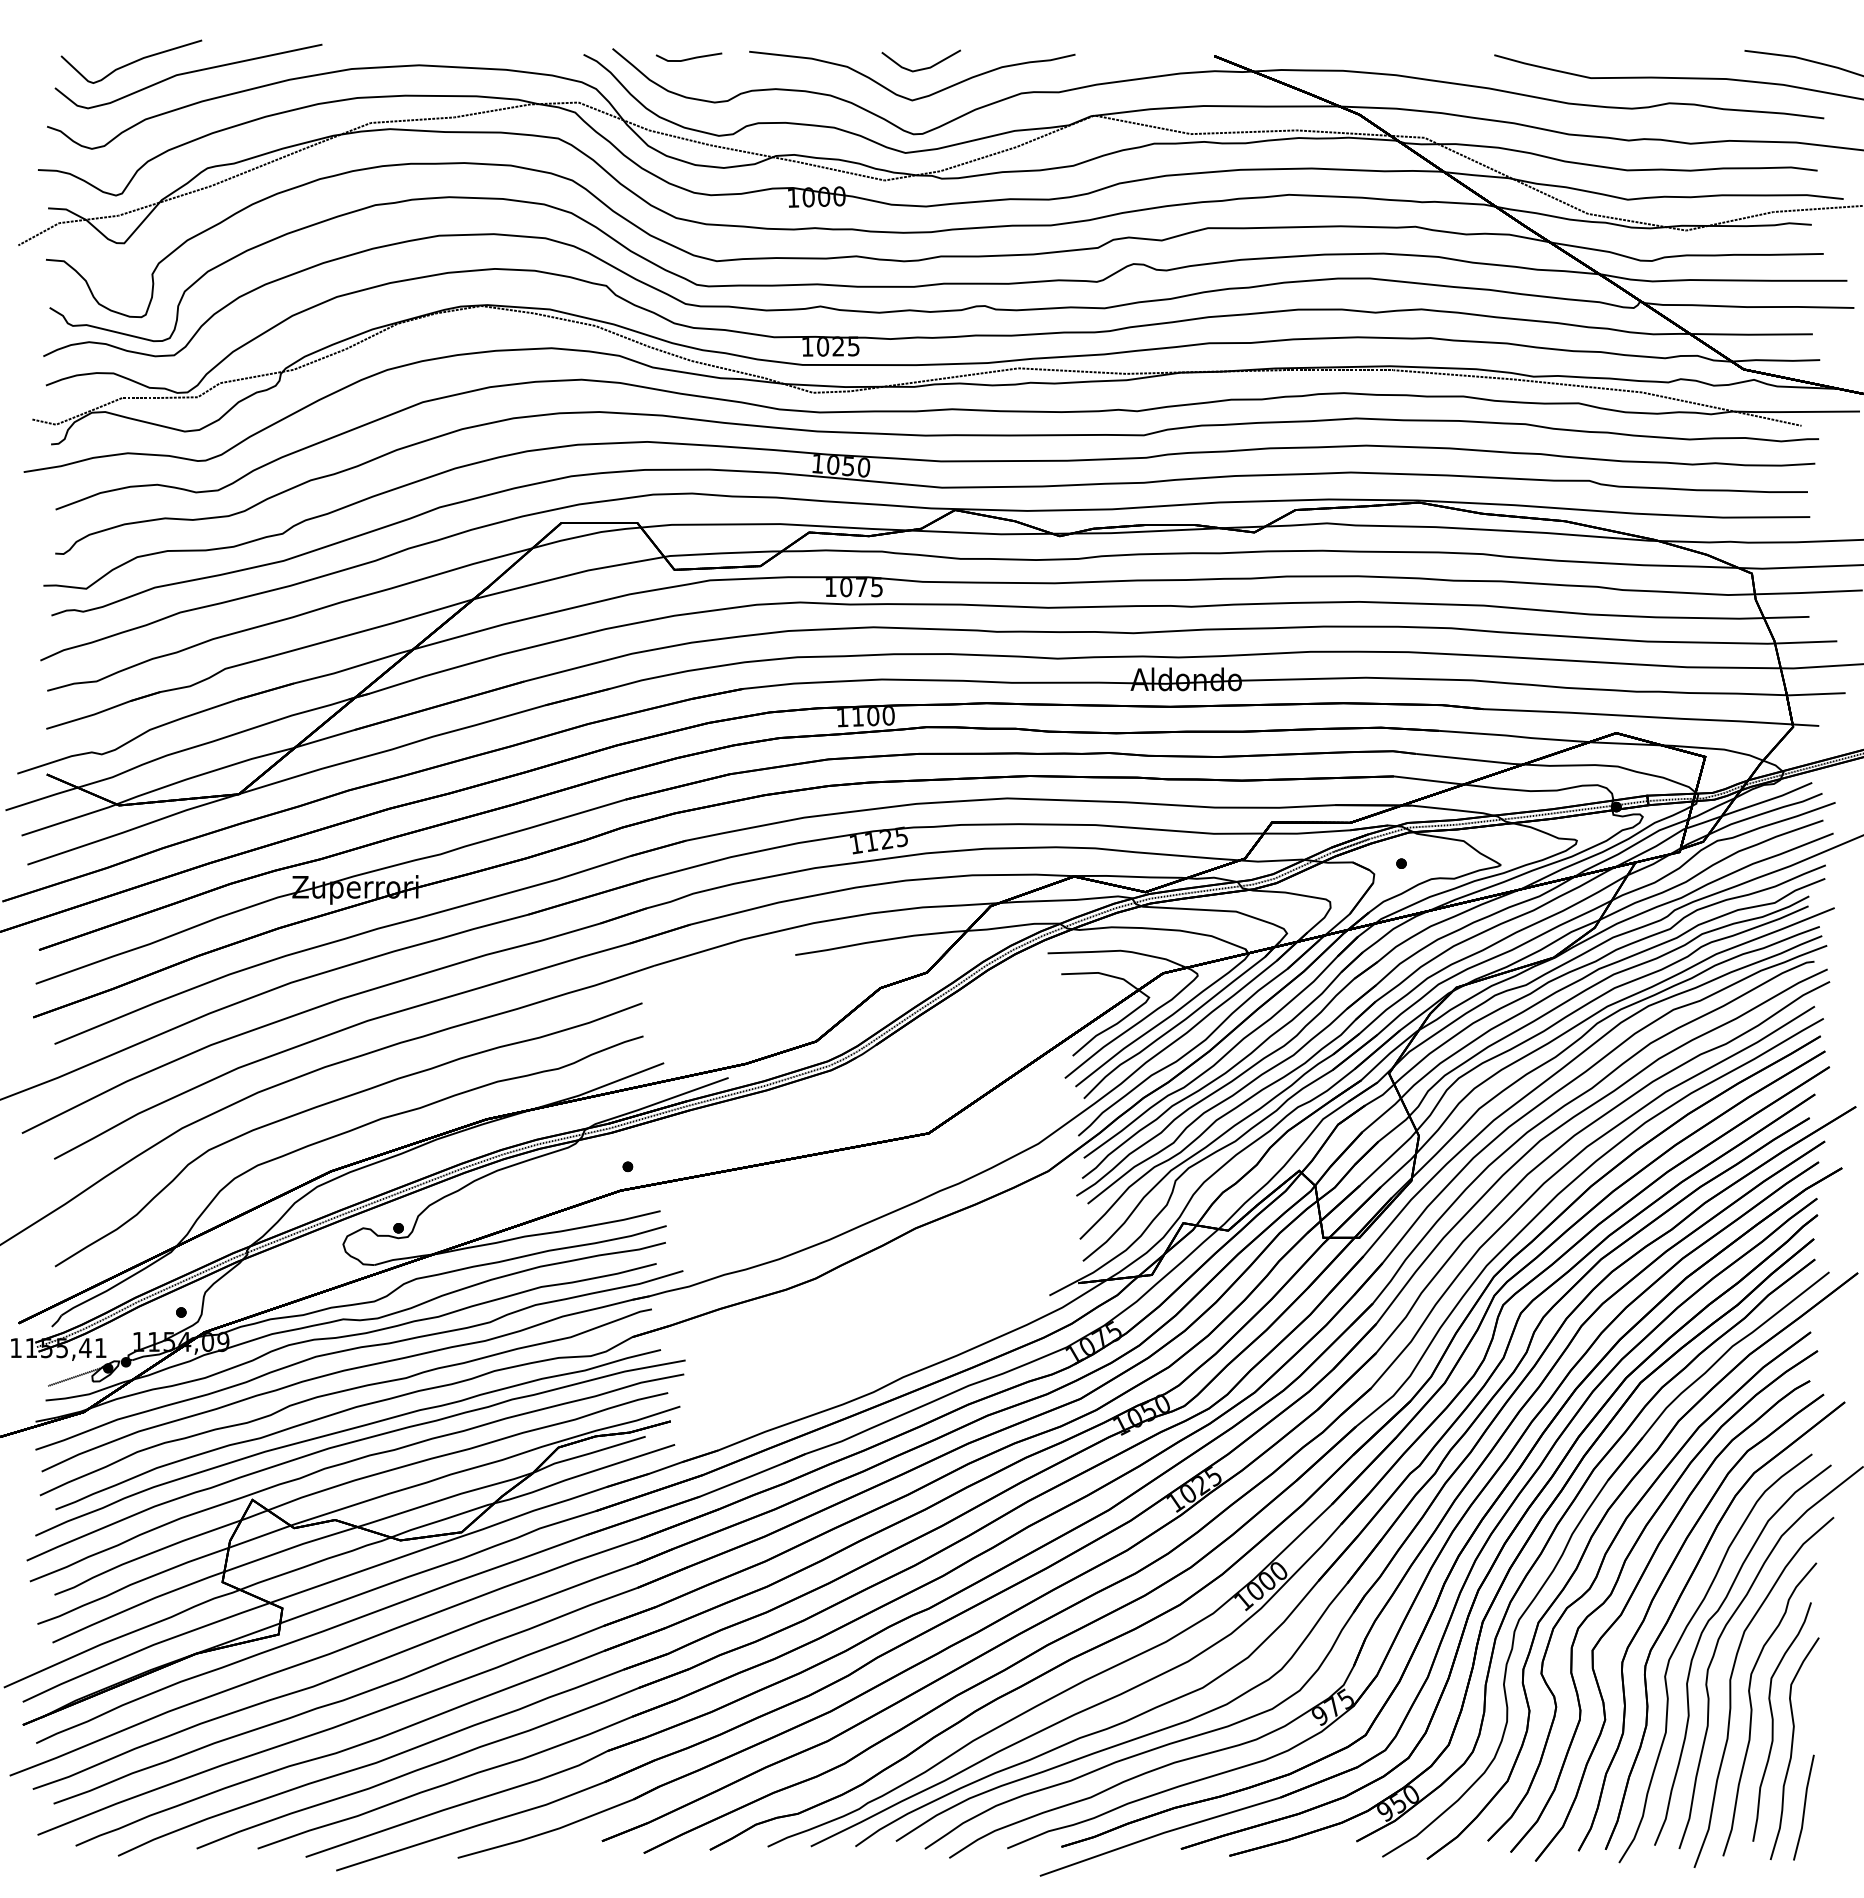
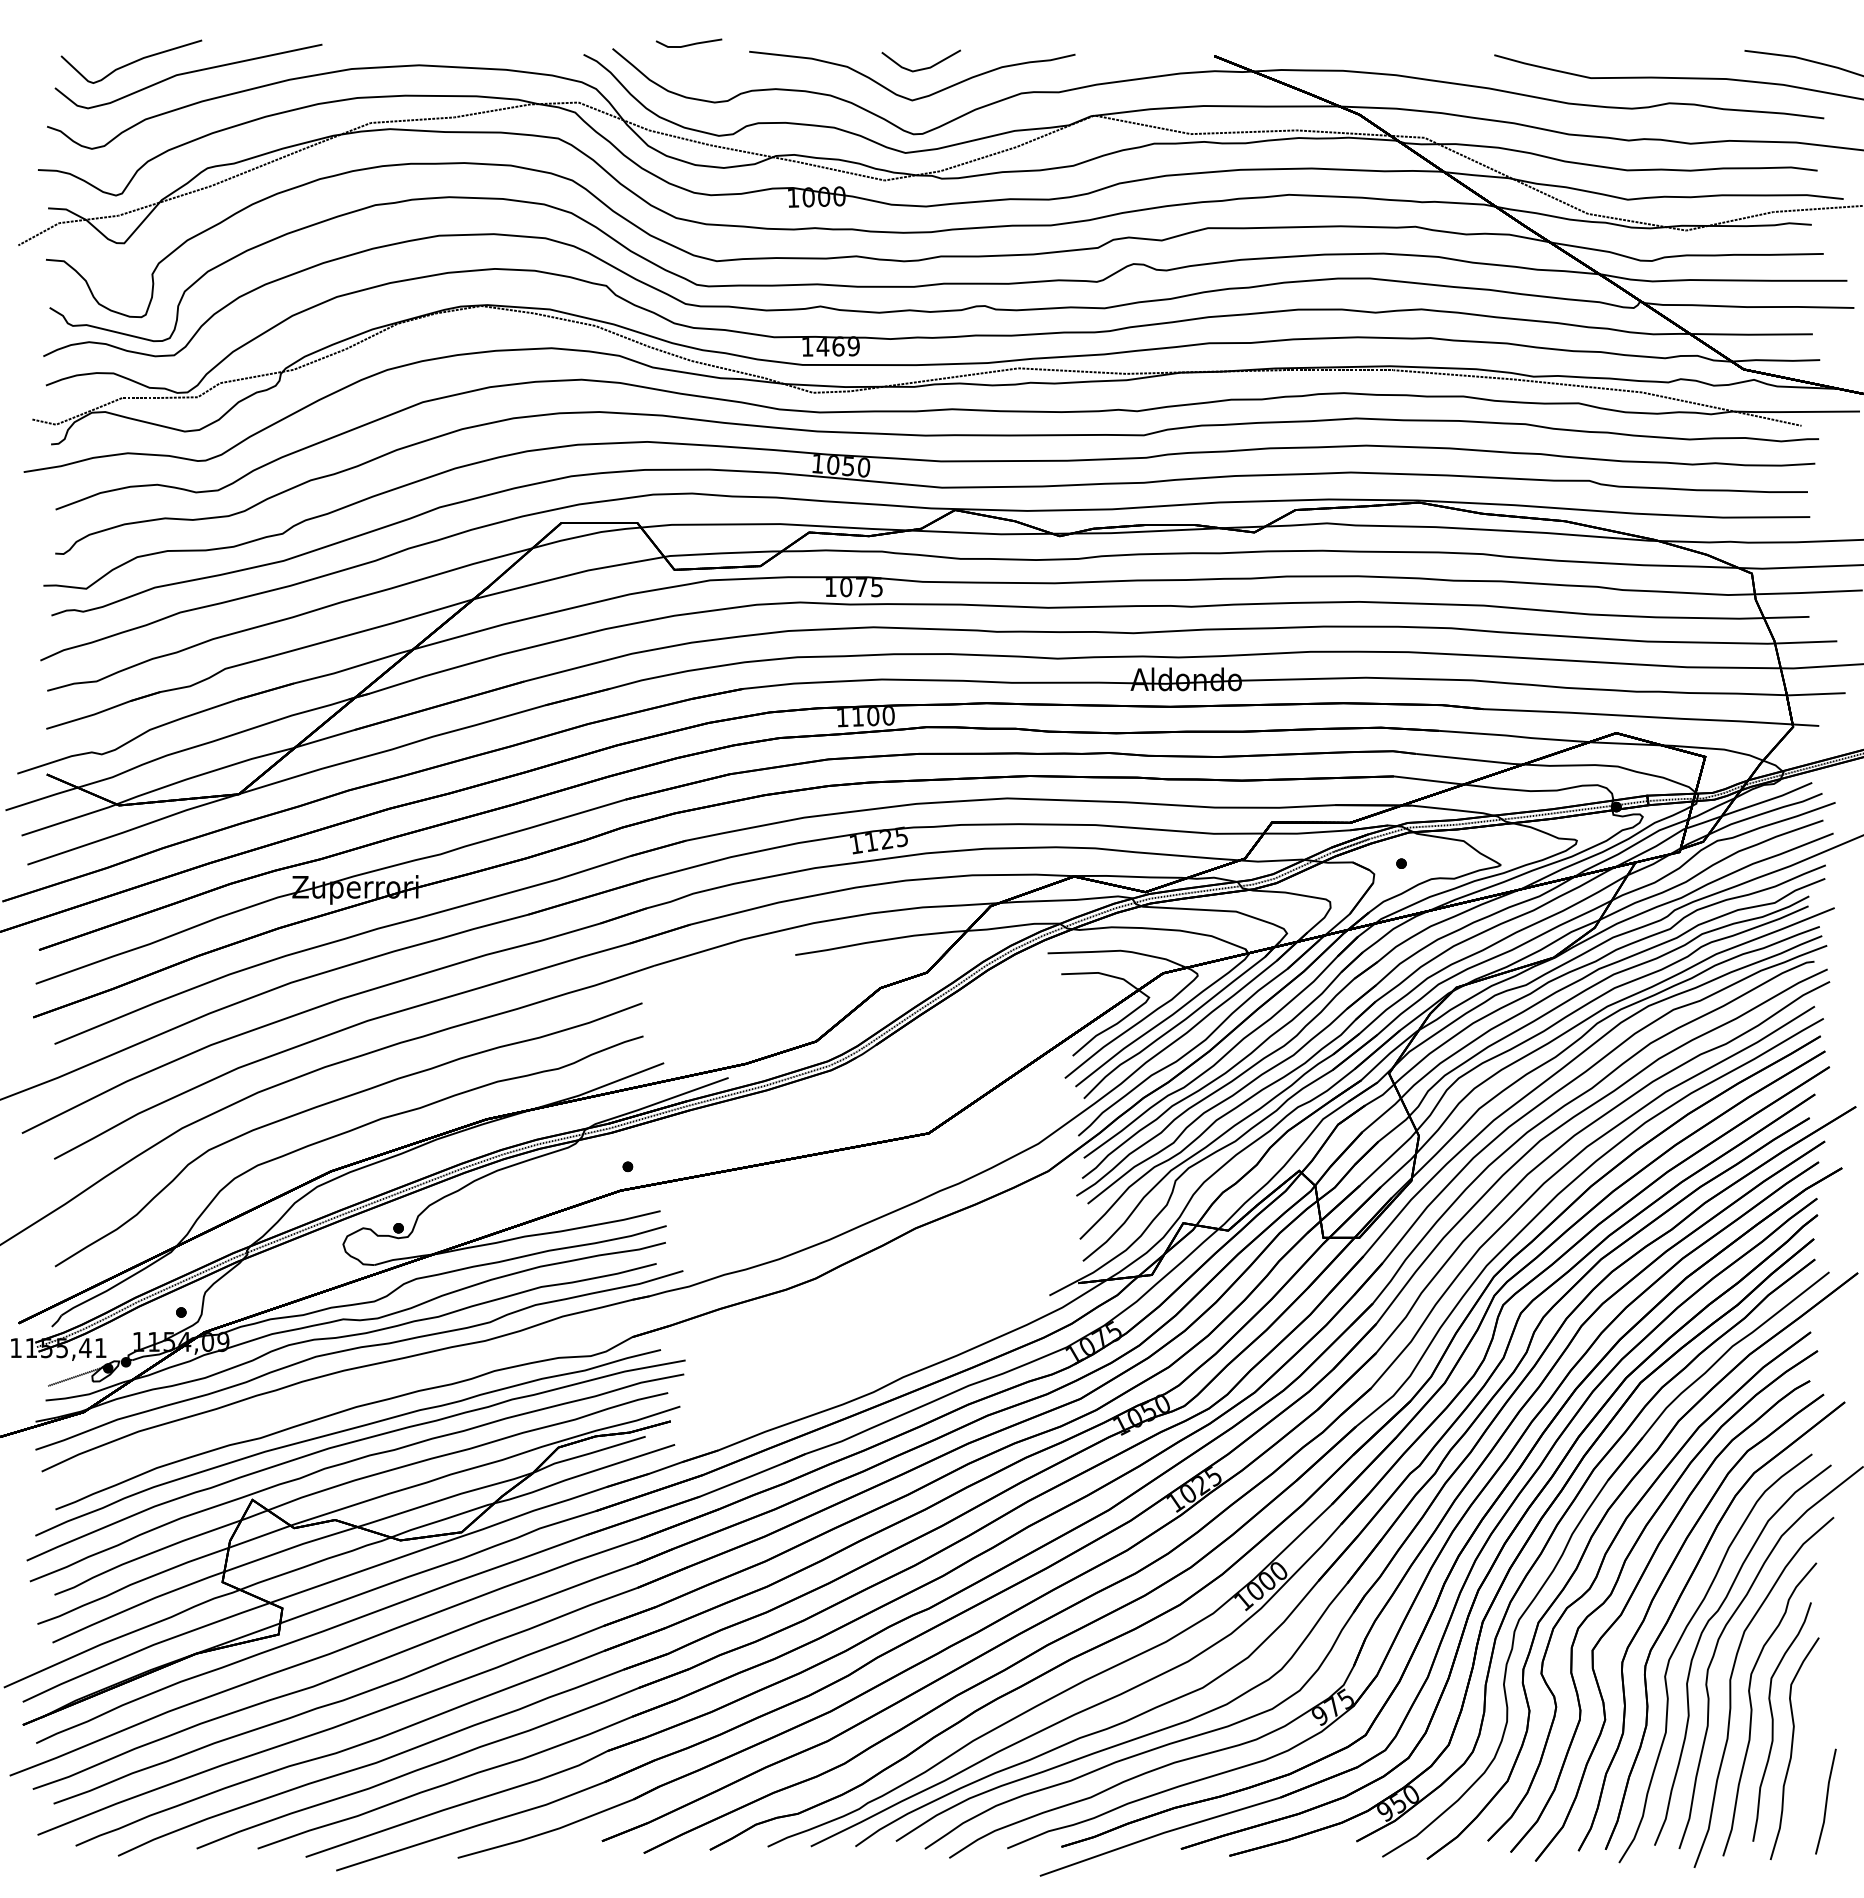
line position: (688, 58) -> (688, 44) (688, 44)
text: 1025 -> 1469 (837, 346)
curve: present -> none (342, 1392)
part position: (1803, 1807) -> (1825, 1801) (1825, 1801)
